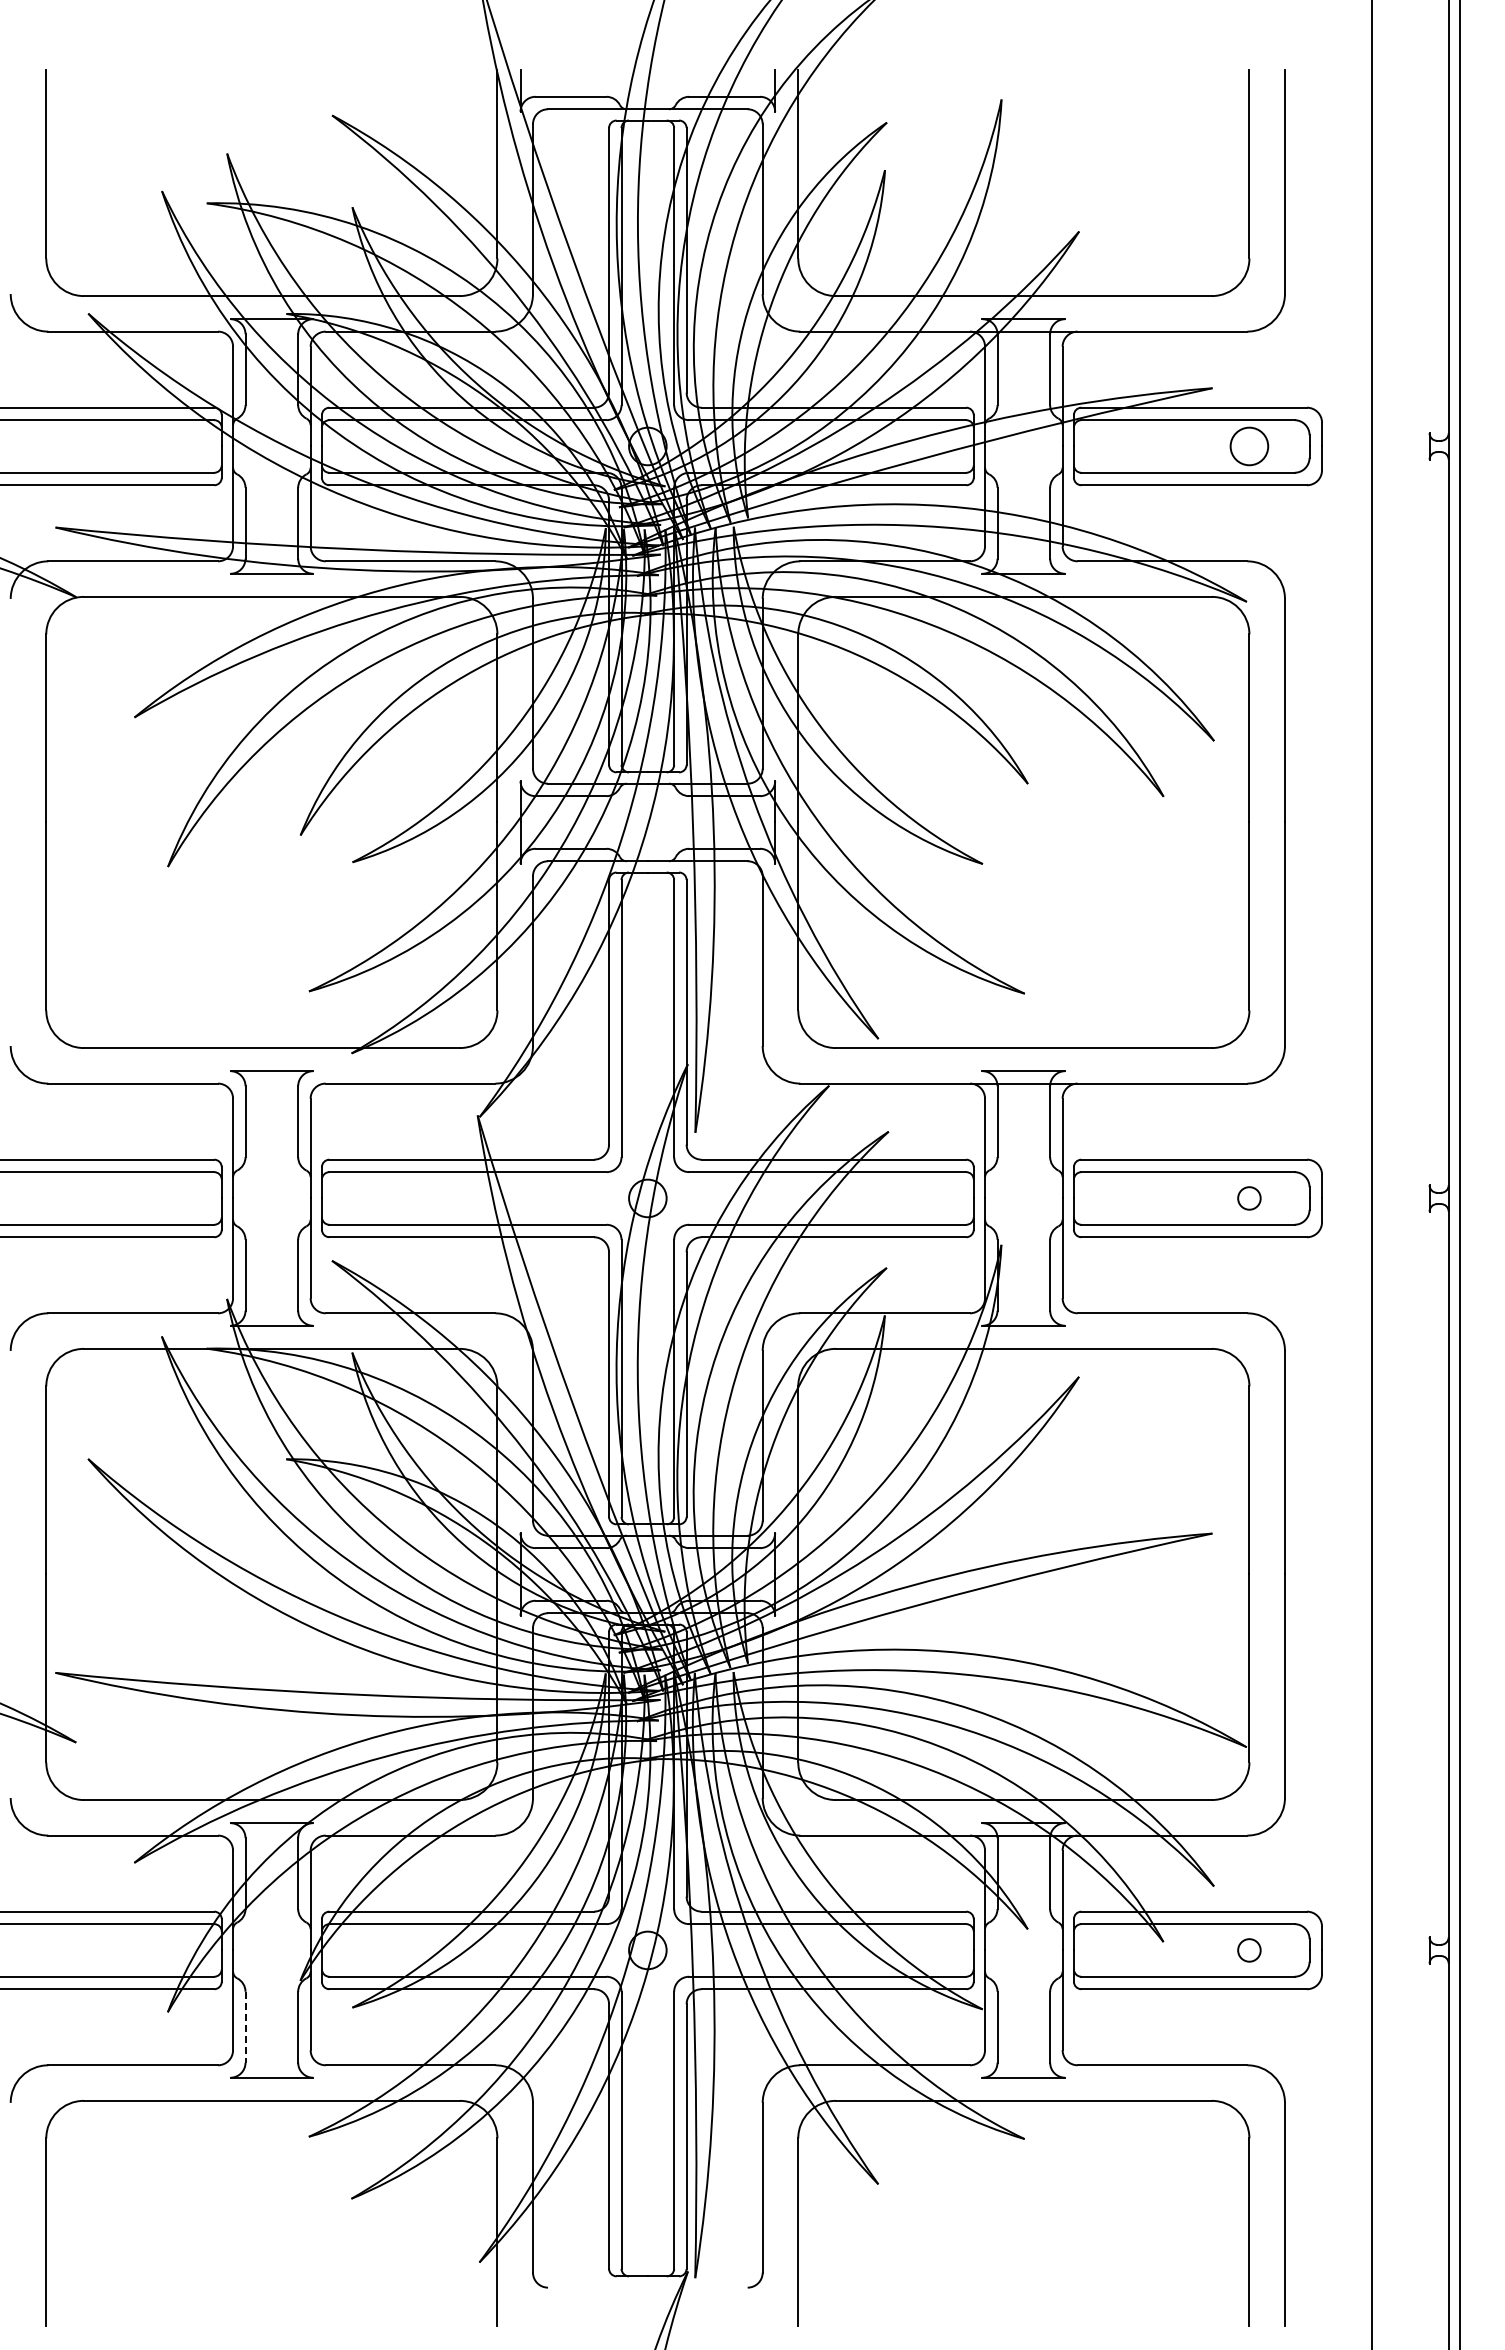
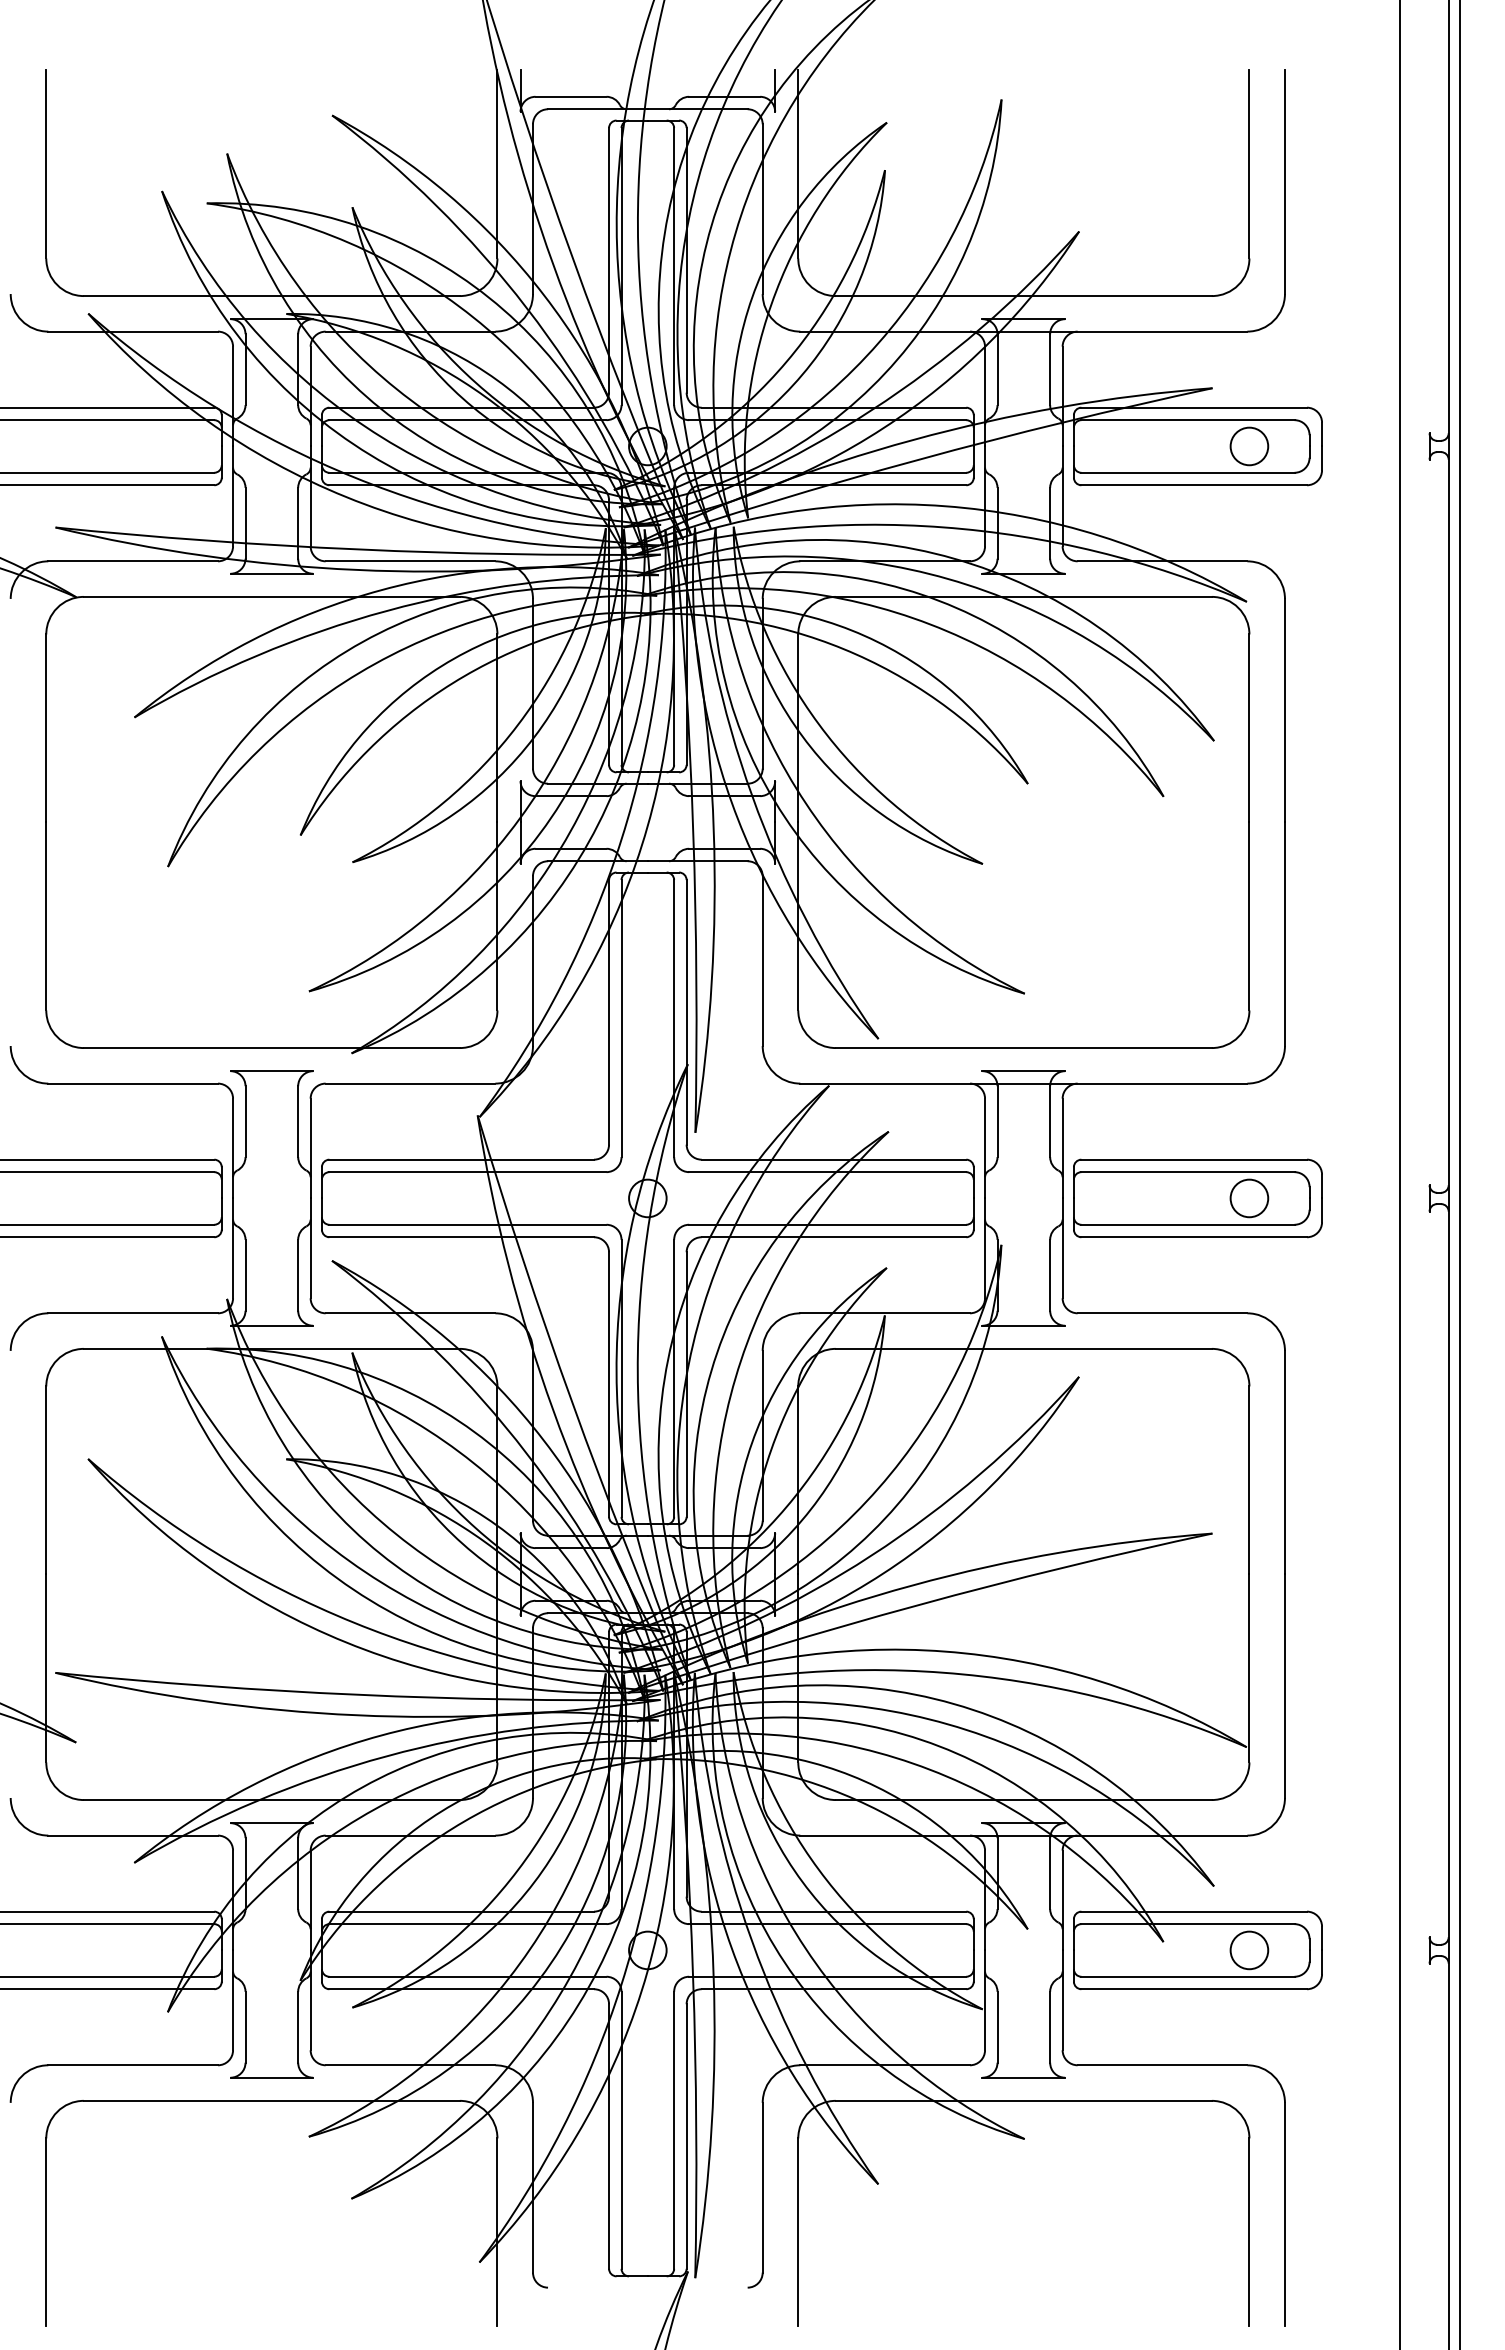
line position: (1371, 1174) -> (1399, 1174) (1399, 1174)
circle diameter: 23 px -> 38 px (1249, 1198)
circle diameter: 23 px -> 38 px (1249, 1950)
line: dashed -> solid (245, 2027)
